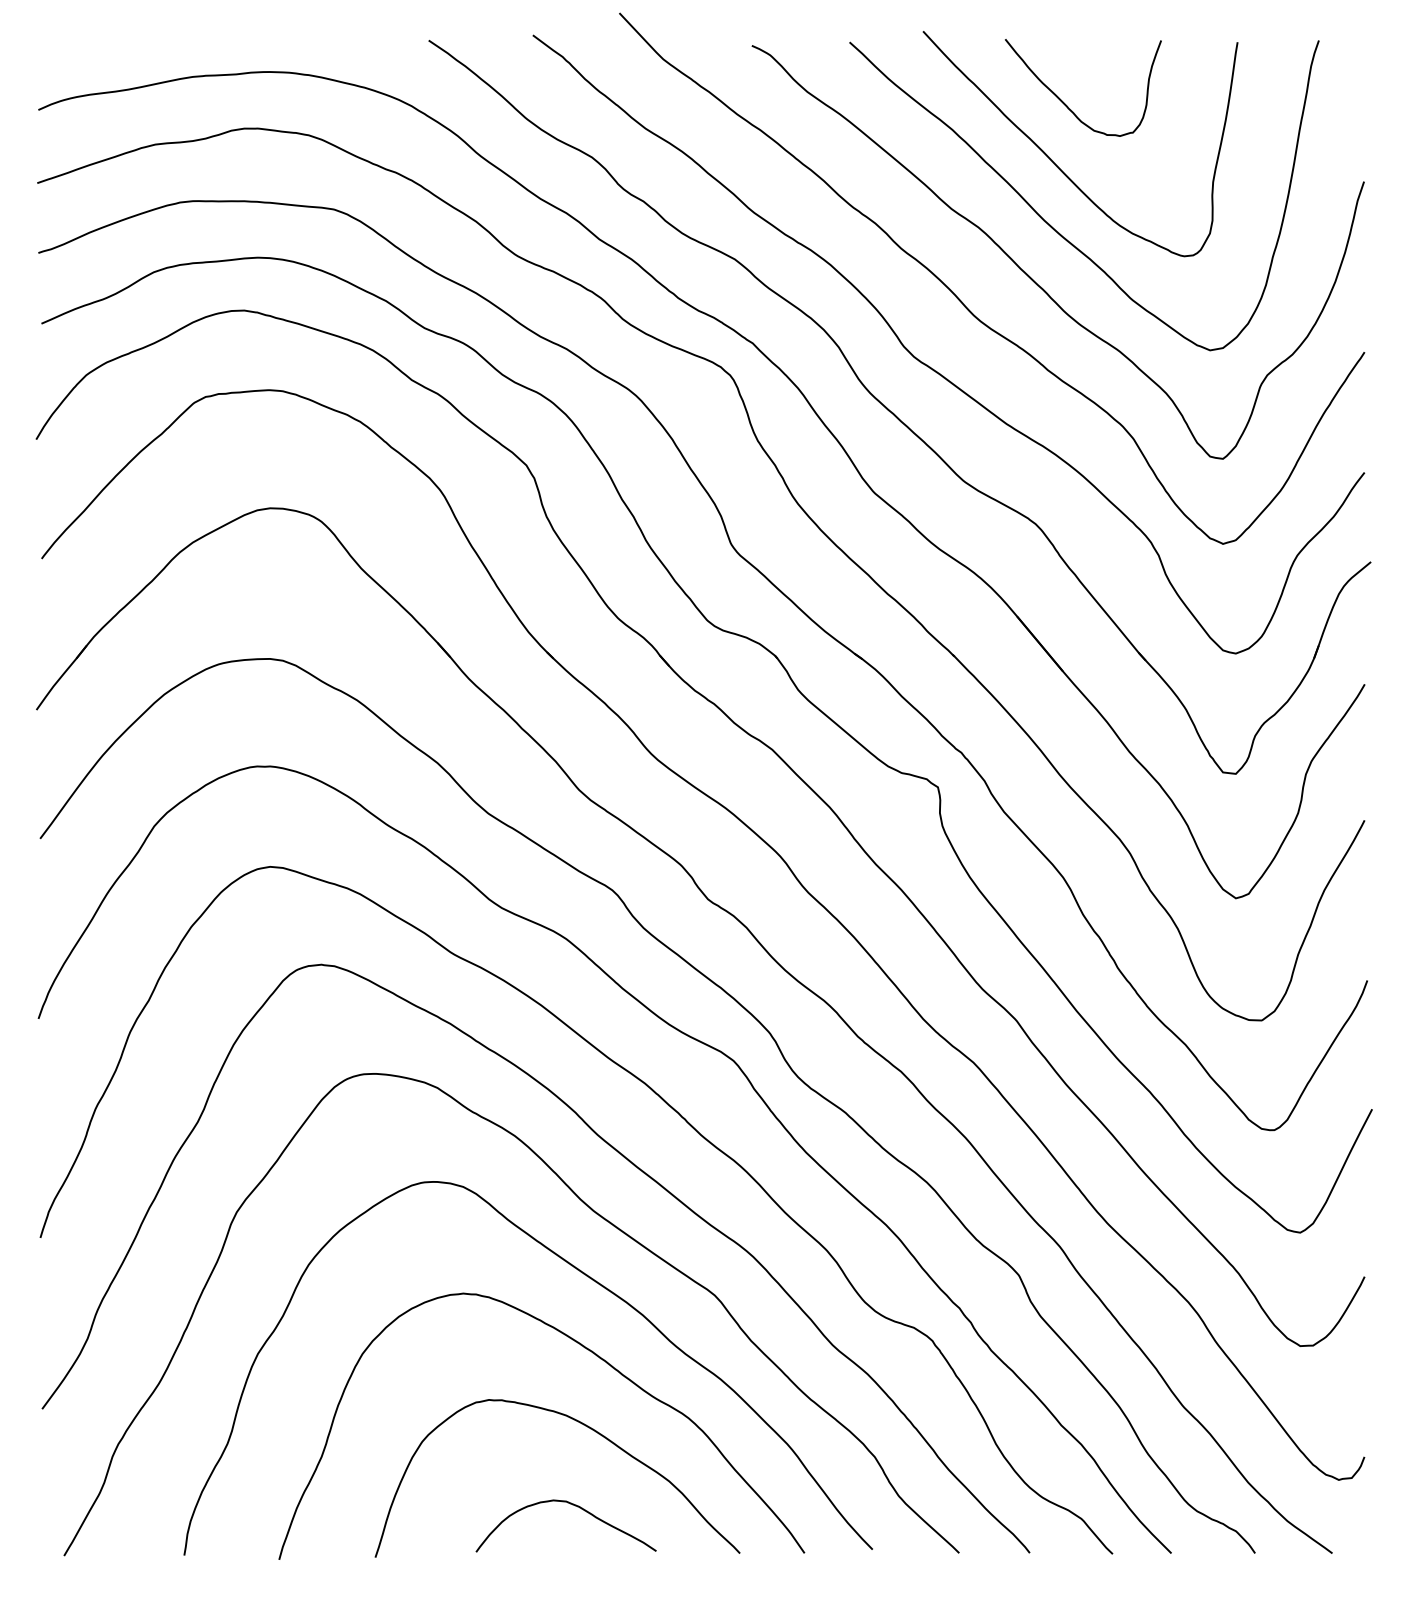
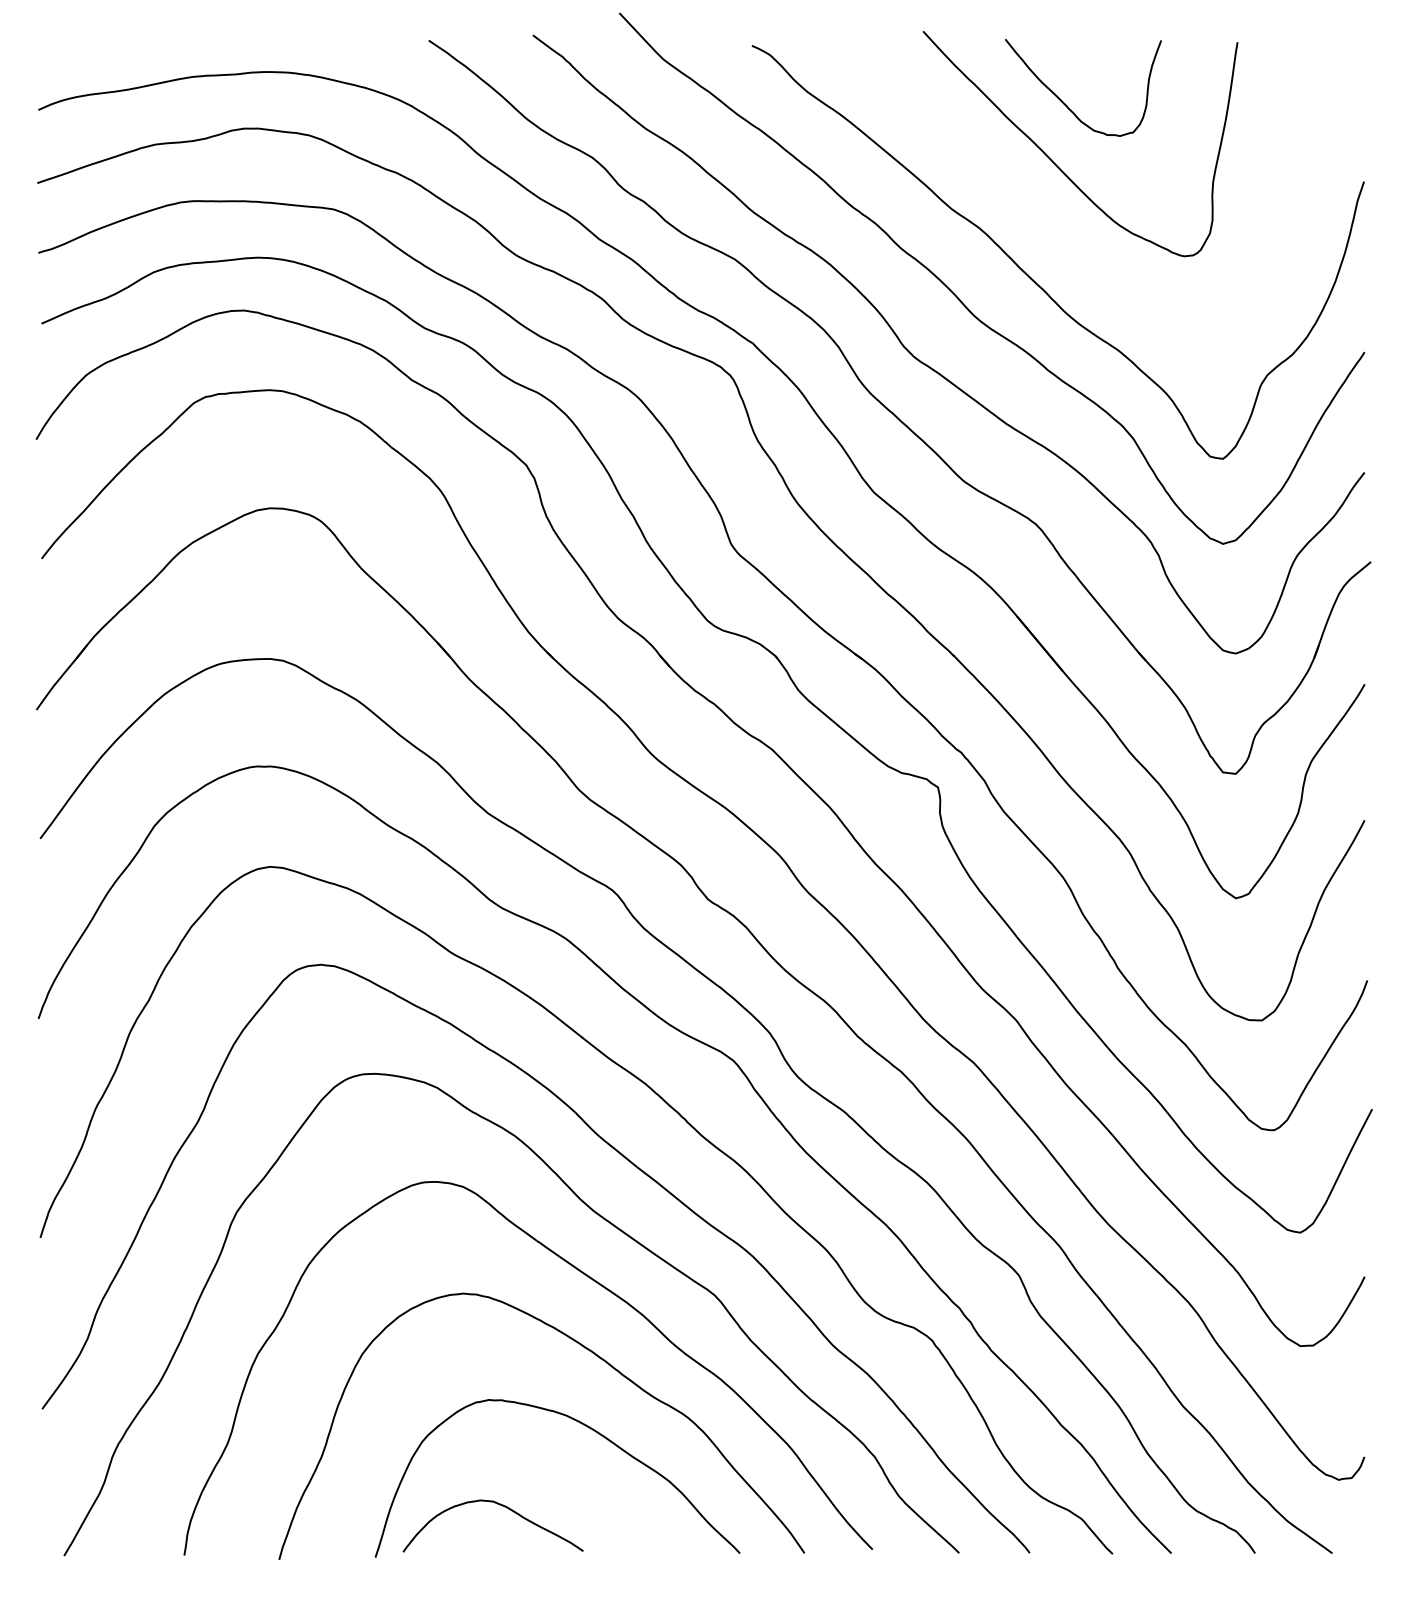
curve: present -> none (1052, 226)
curve position: (572, 1505) -> (499, 1505) (499, 1505)
